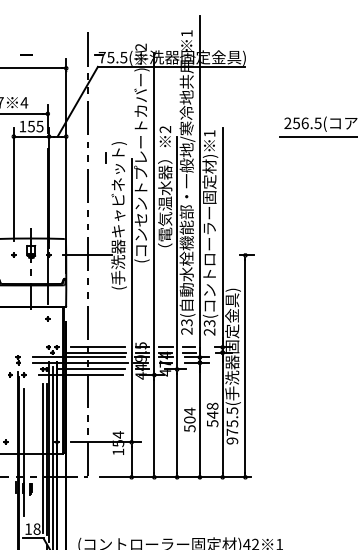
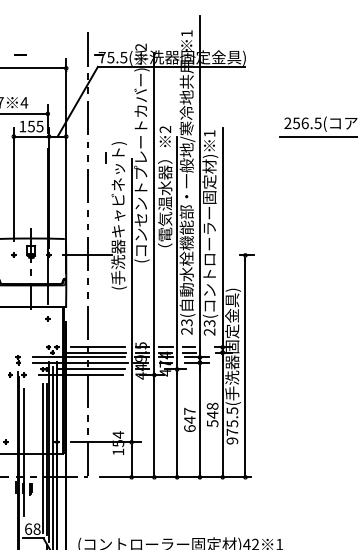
line position: (26, 54) -> (20, 54) (20, 54)
text: 504 -> 647 (189, 419)
text: 18 -> 68 (28, 528)
